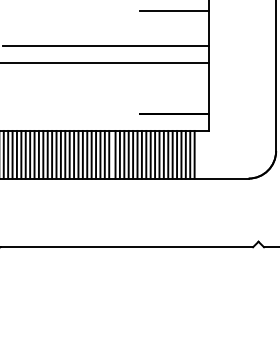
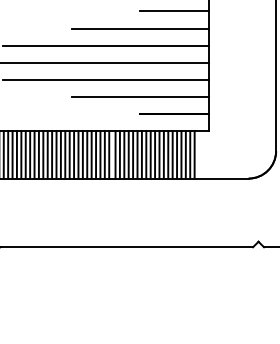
line: none -> present (140, 28)
line: none -> present (106, 79)
line: none -> present (140, 96)
